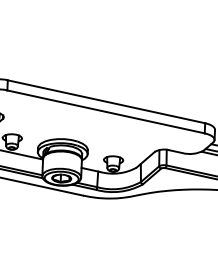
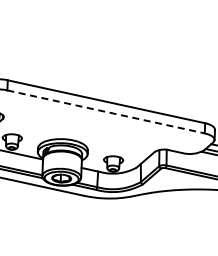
line: solid -> dashed (106, 112)
